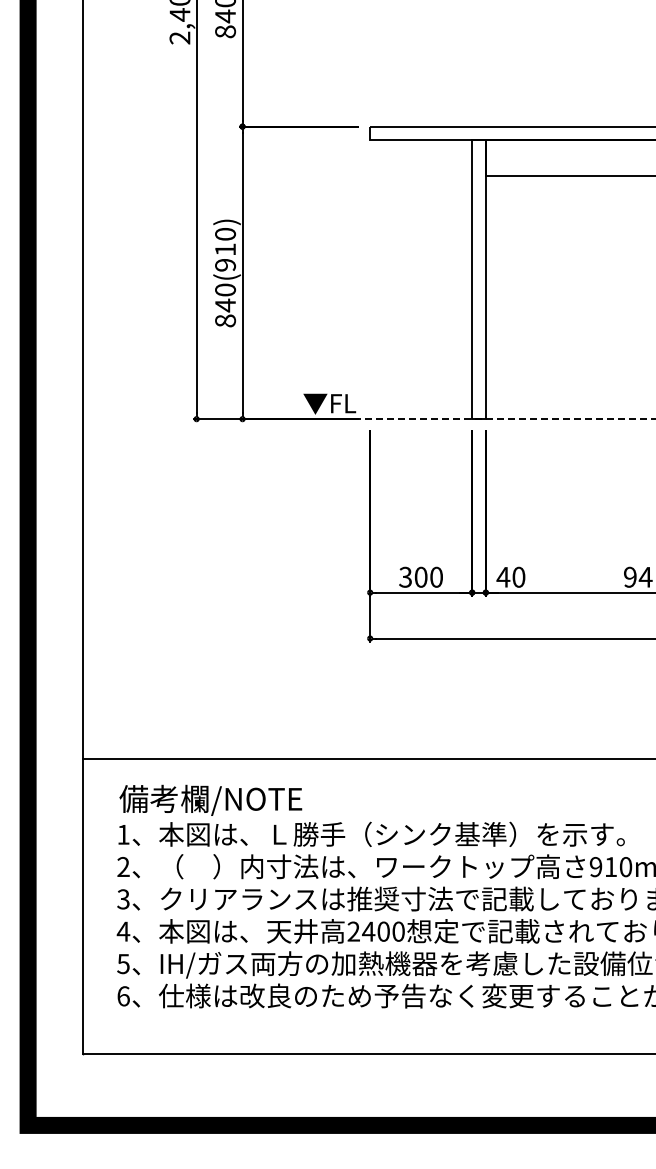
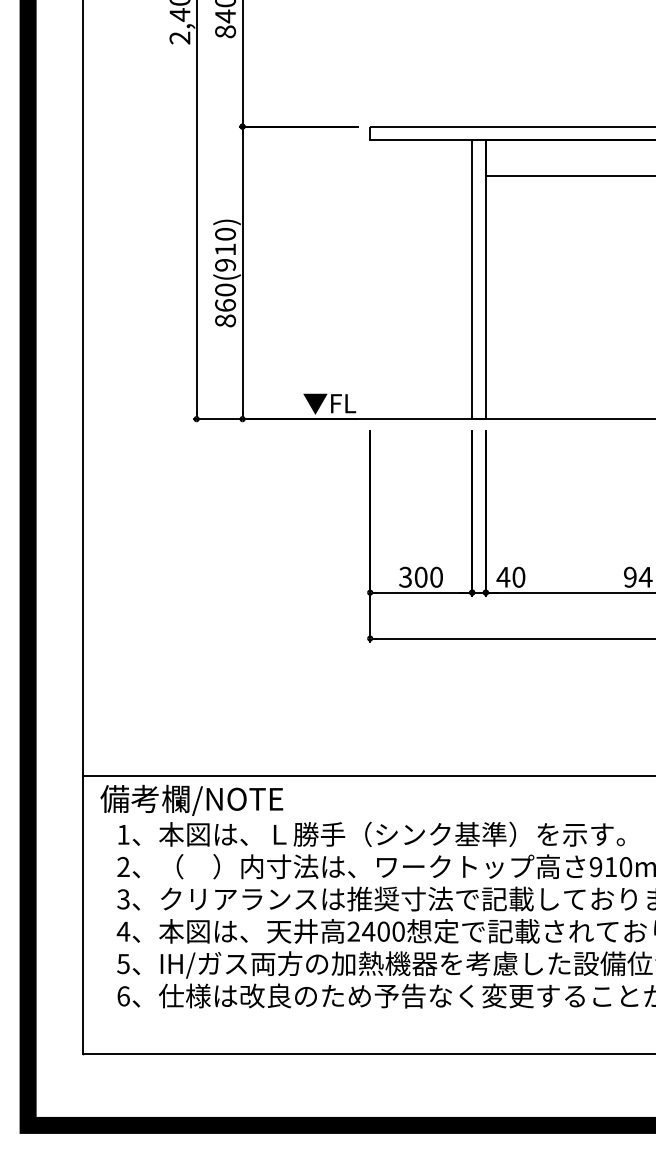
text: 840(910) -> 860(910) (225, 305)
line: dashed -> solid (482, 419)
line position: (367, 758) -> (367, 775) (367, 775)
text position: (210, 799) -> (191, 799) (191, 799)
